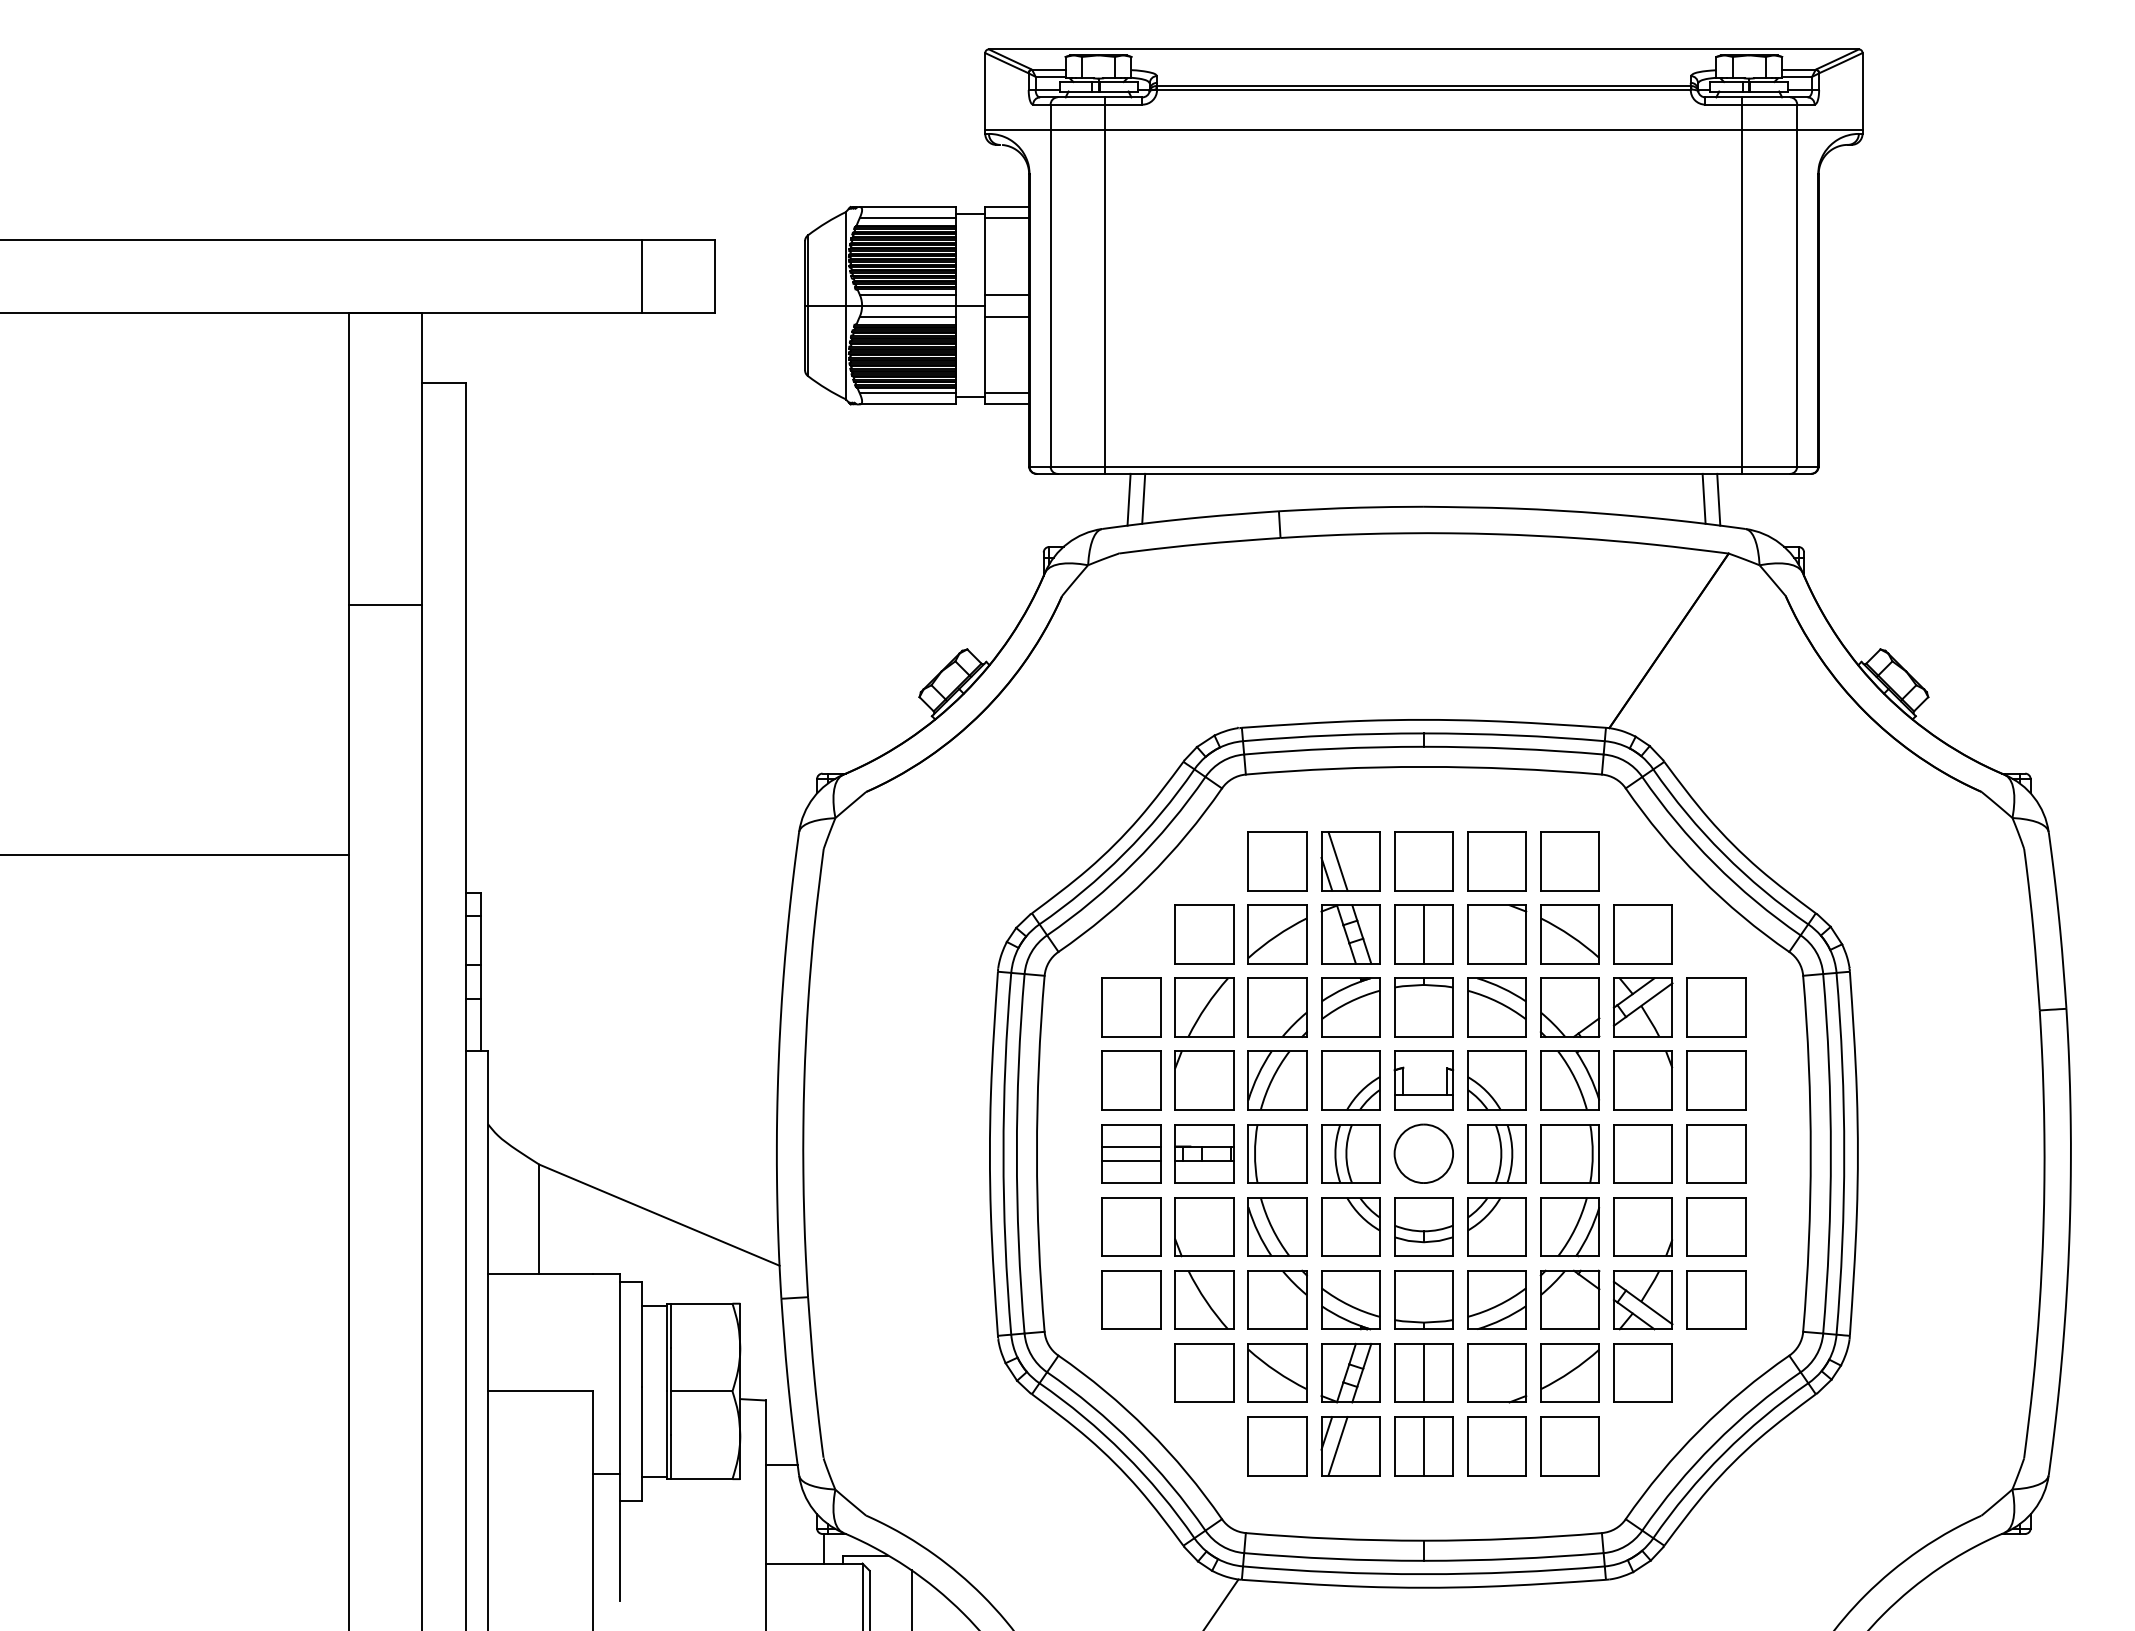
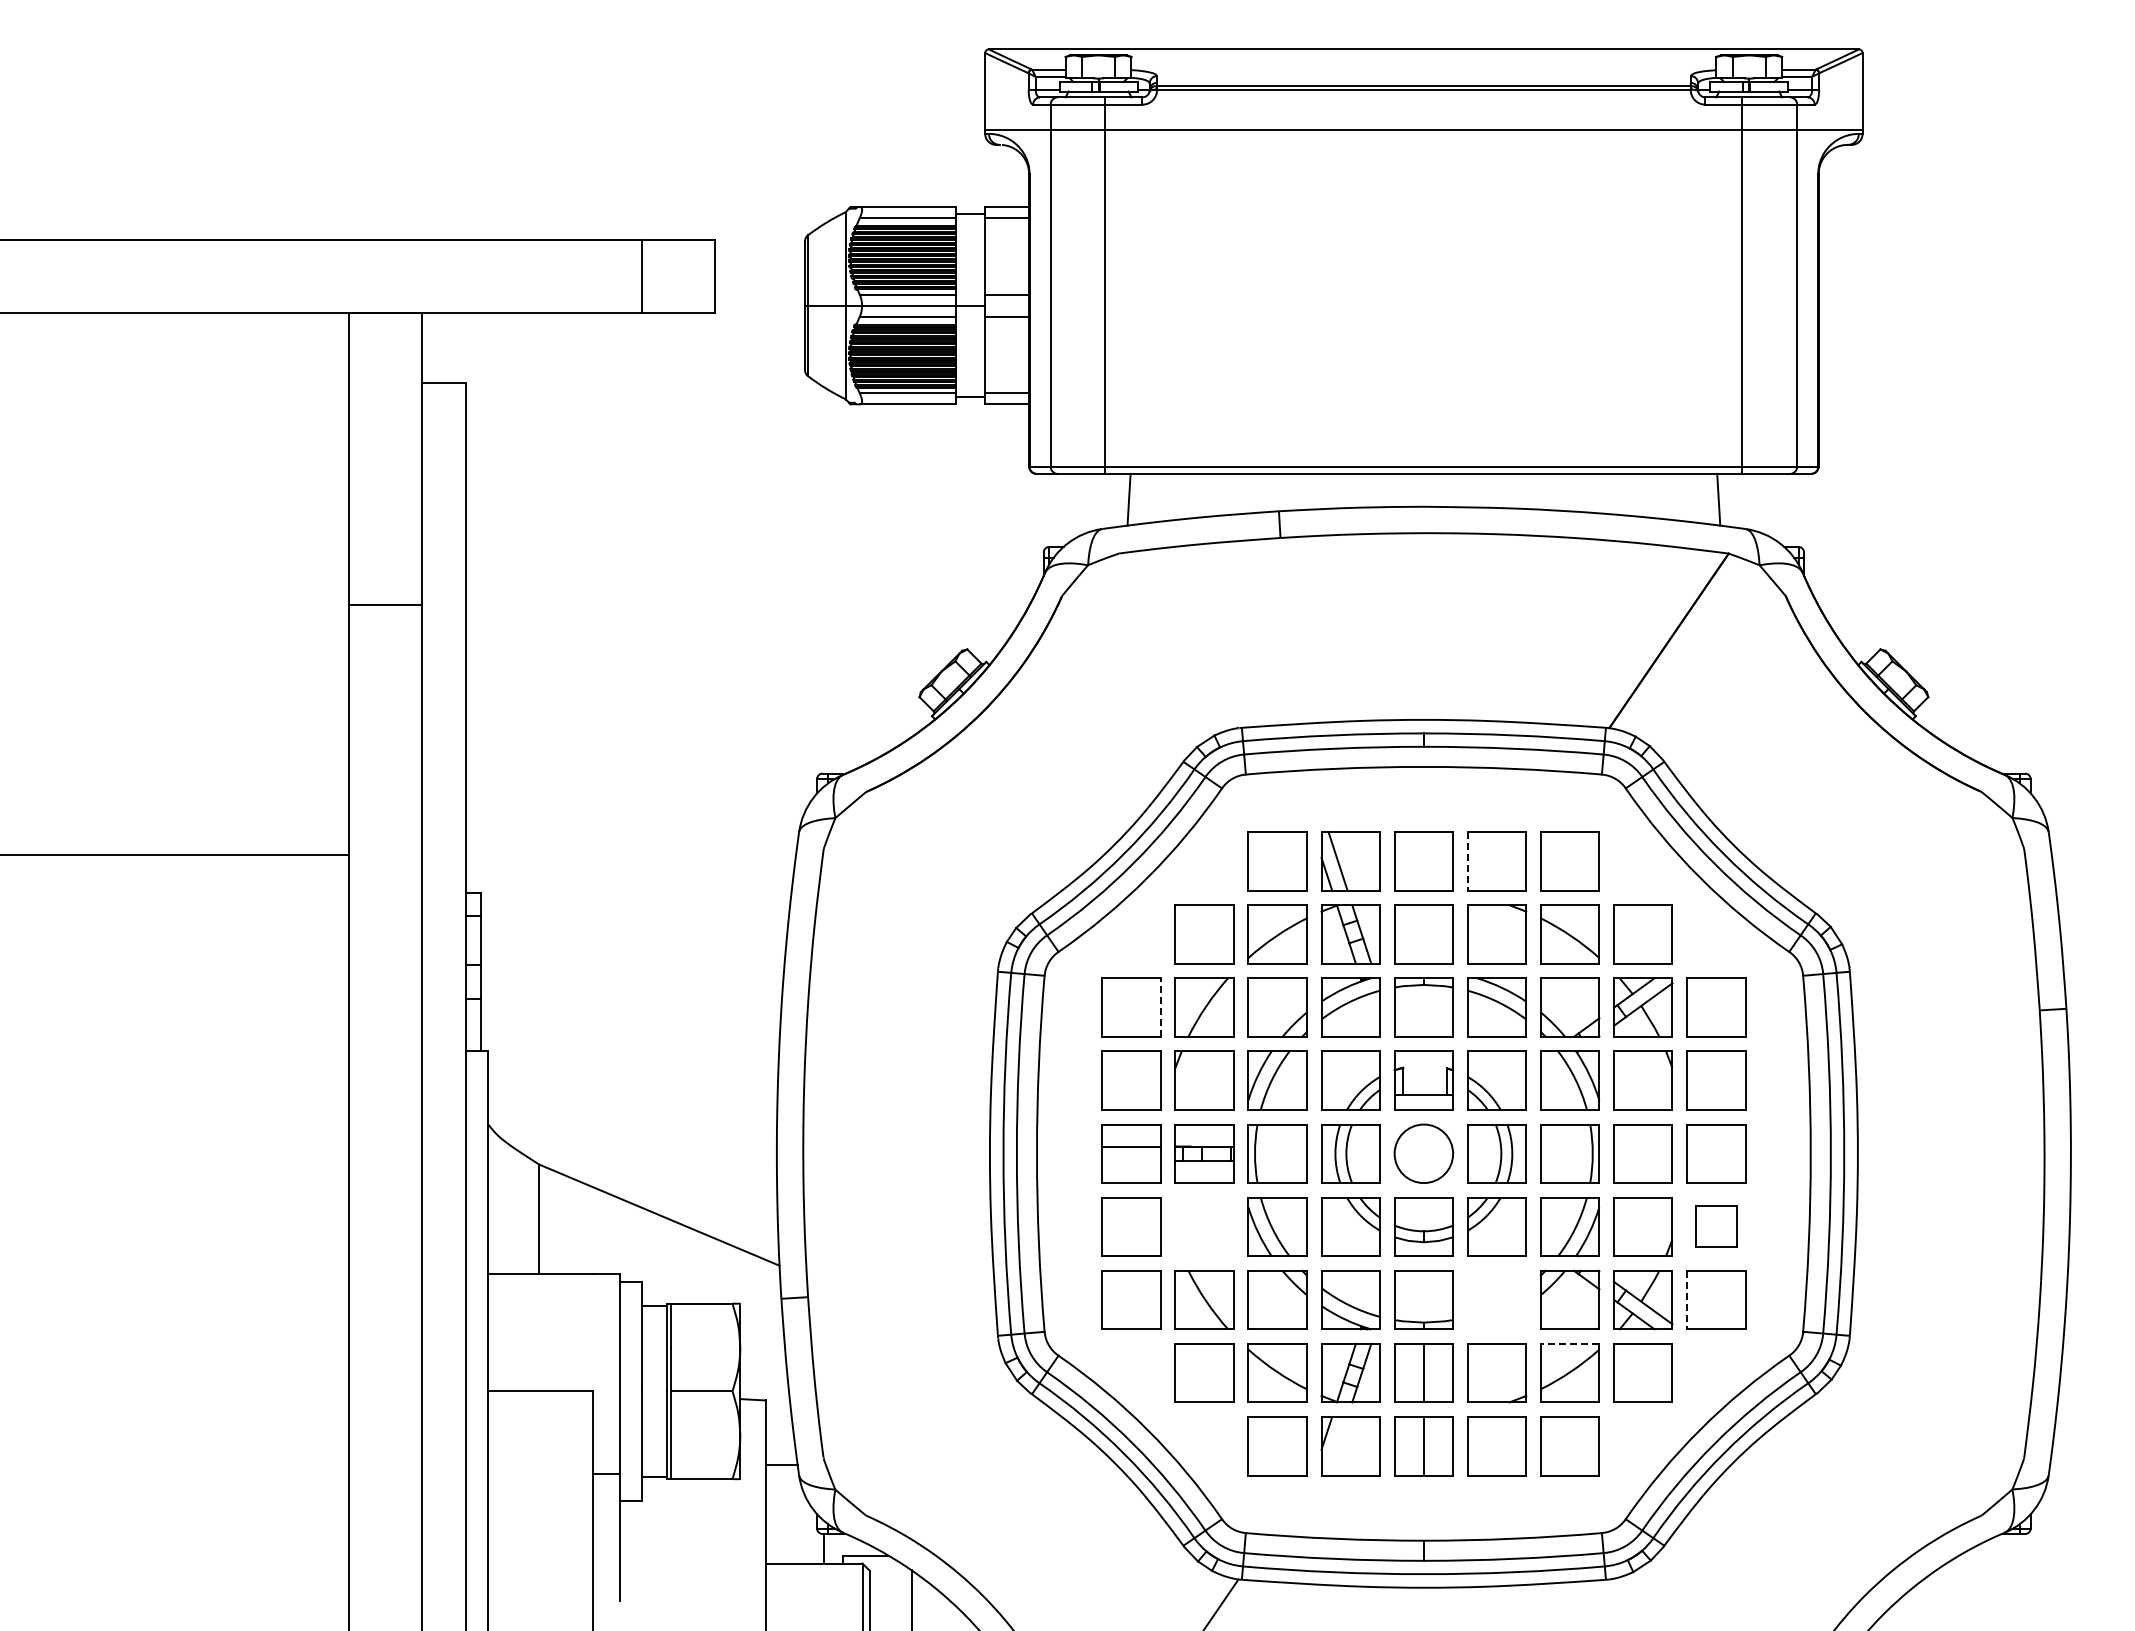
line: present -> none (1143, 498)
line: present -> none (1703, 498)
line: solid -> dashed (1467, 861)
line: present -> none (1423, 934)
line: solid -> dashed (1160, 1007)
line: present -> none (1131, 1161)
part size: 61x60 px -> 43x43 px (1716, 1226)
part: present -> none (1204, 1227)
part: present -> none (1496, 1299)
line: solid -> dashed (1687, 1300)
line: solid -> dashed (1569, 1343)
line: present -> none (1337, 1446)
